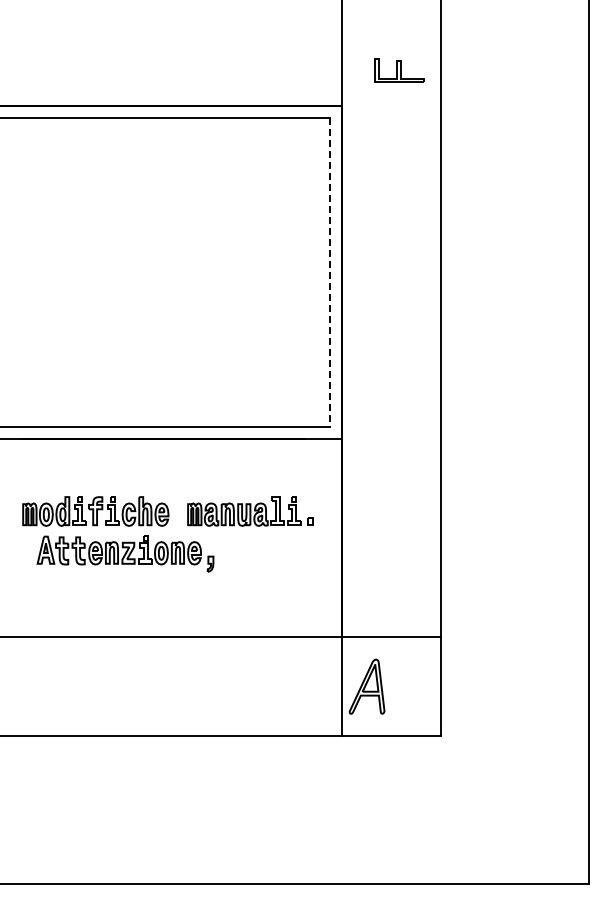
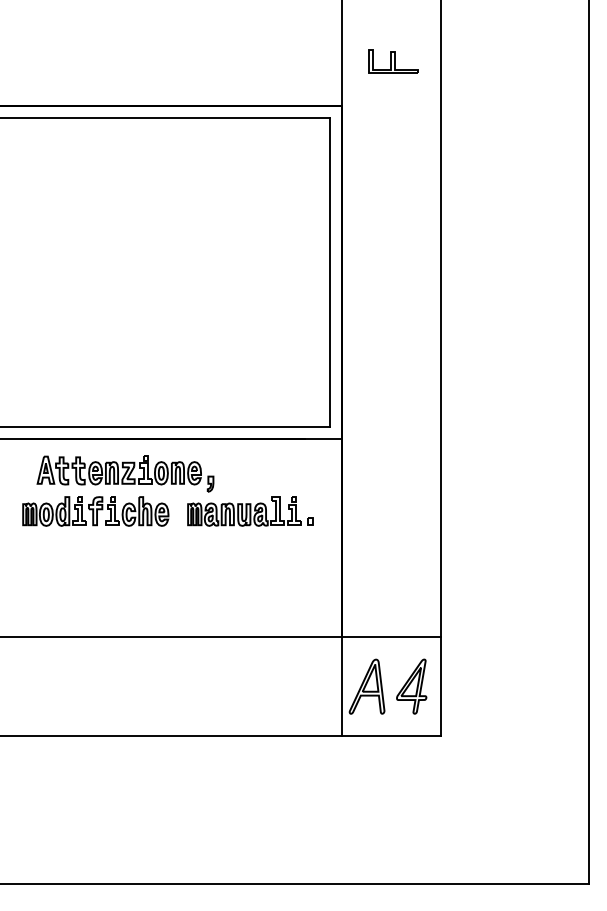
part position: (399, 70) -> (393, 61) (393, 61)
line: dashed -> solid (329, 273)
part position: (125, 553) -> (125, 473) (125, 473)
part: none -> present (411, 686)
